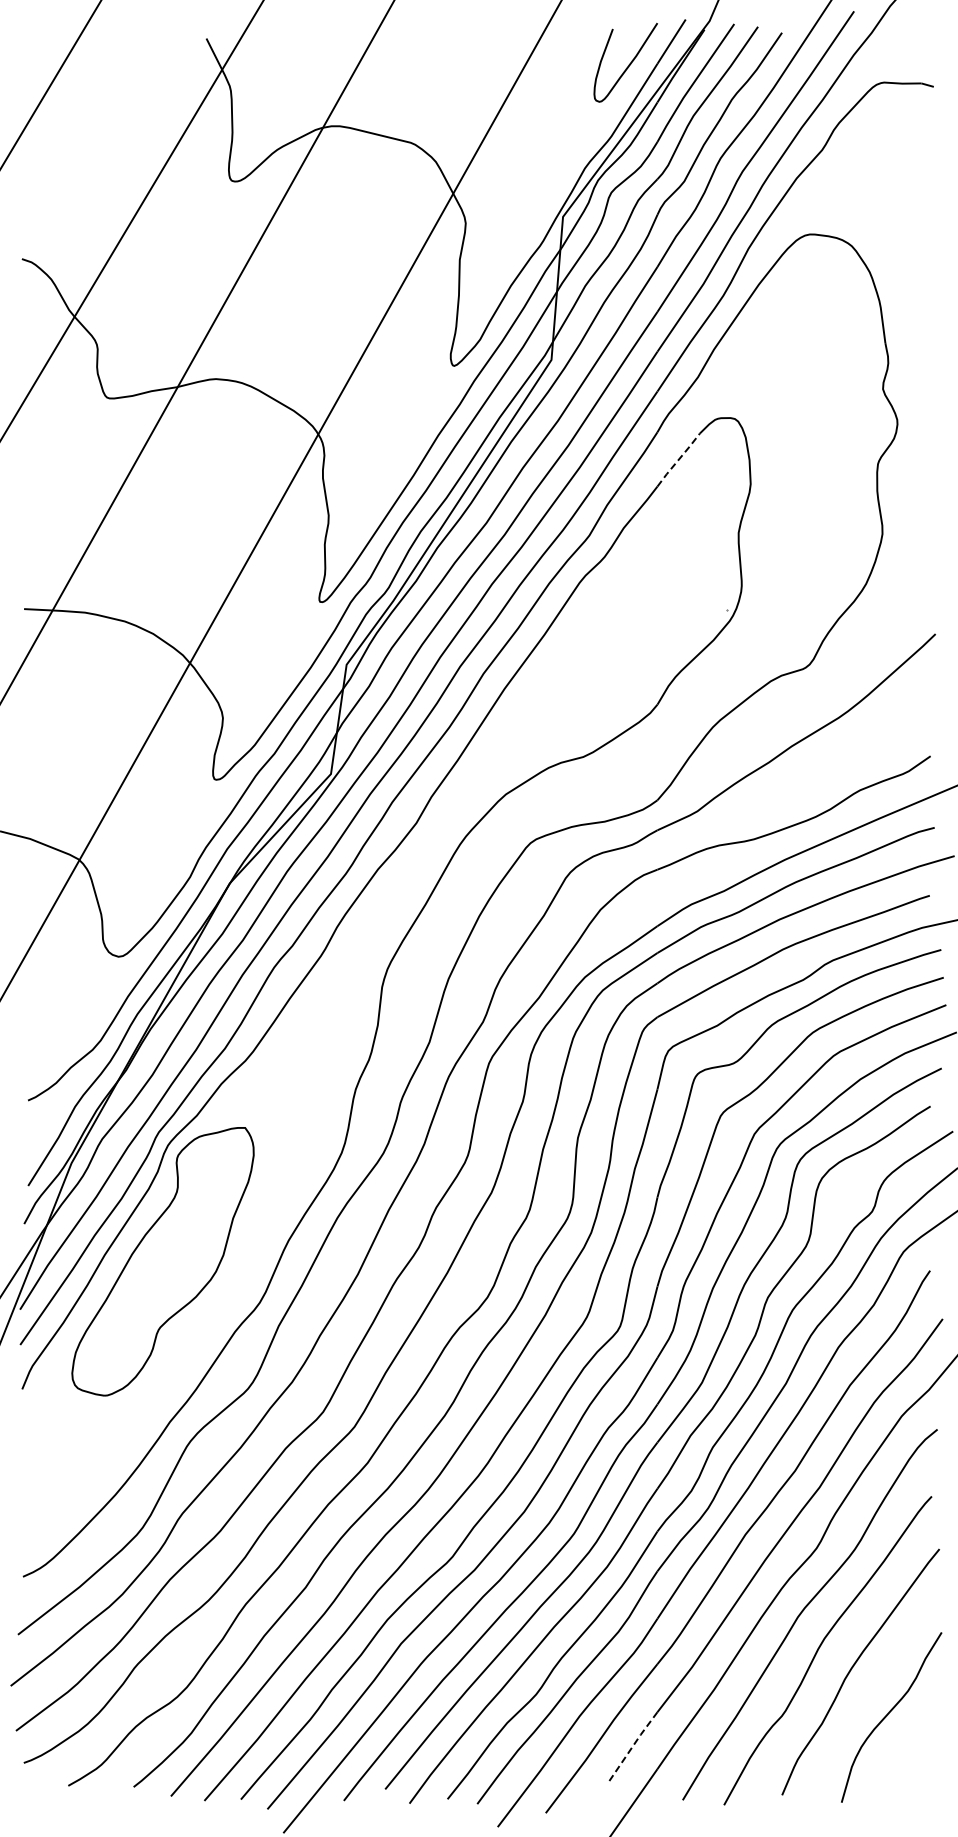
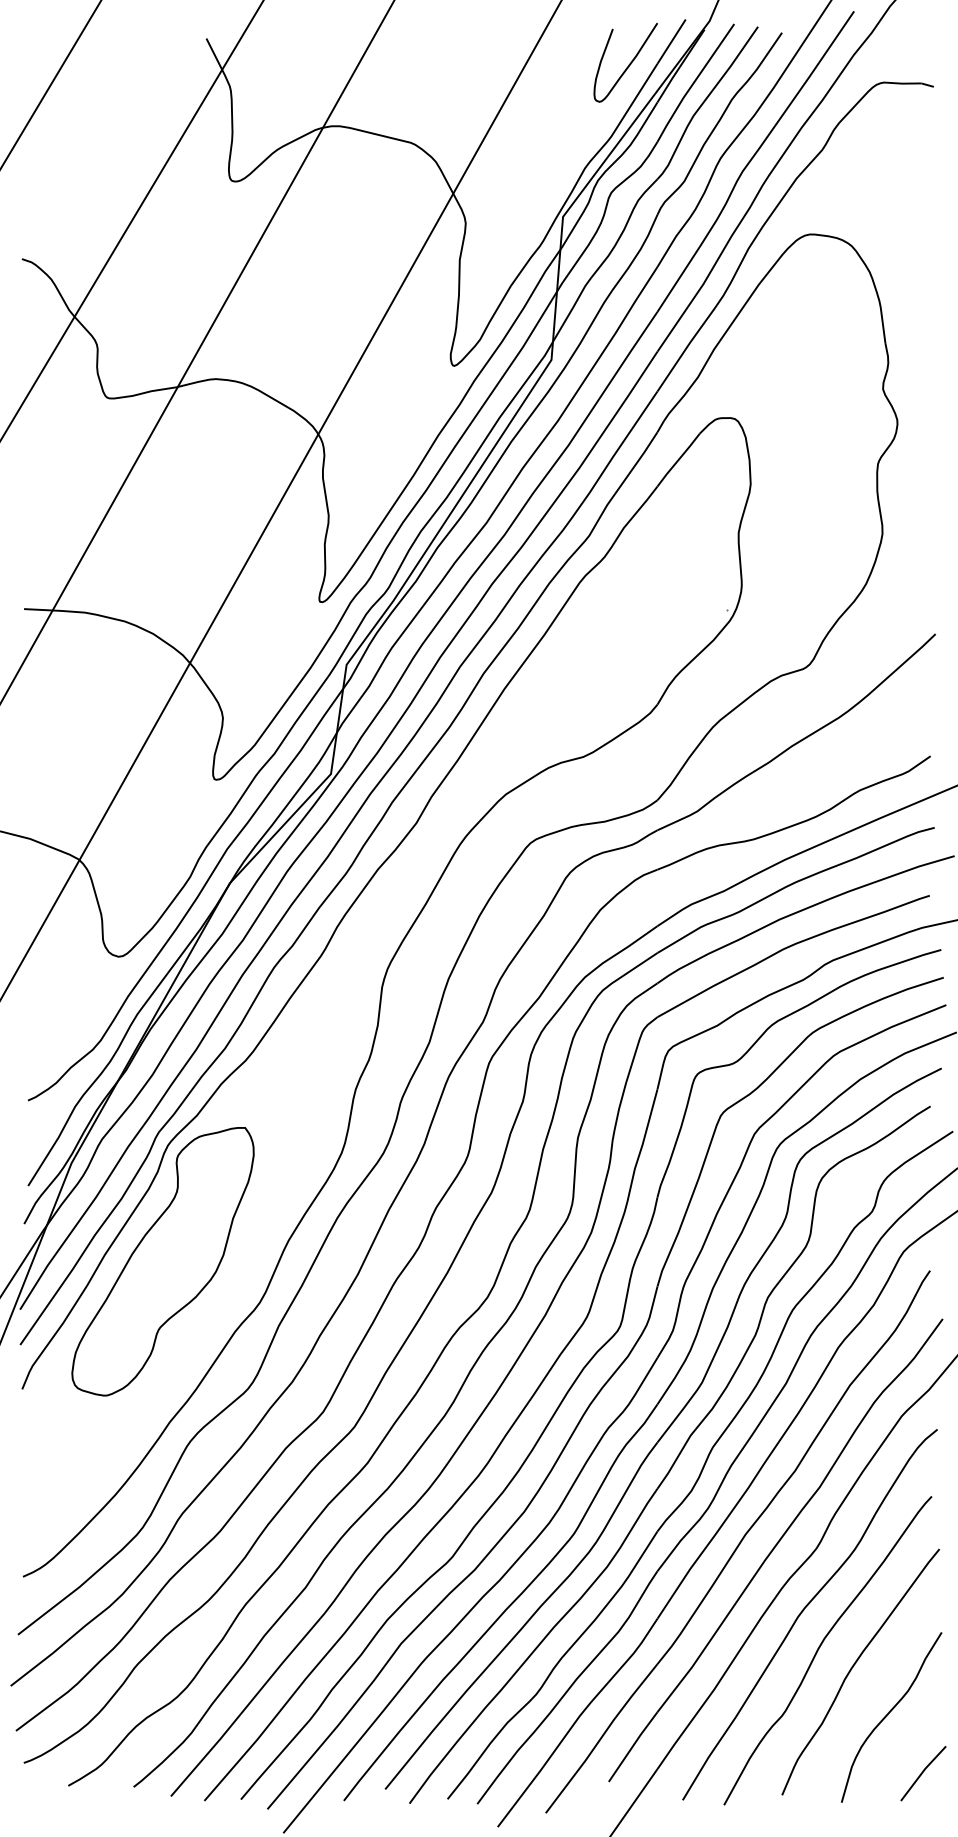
line: dashed -> solid (678, 459)
line: dashed -> solid (632, 1746)
line: none -> present (923, 1772)
